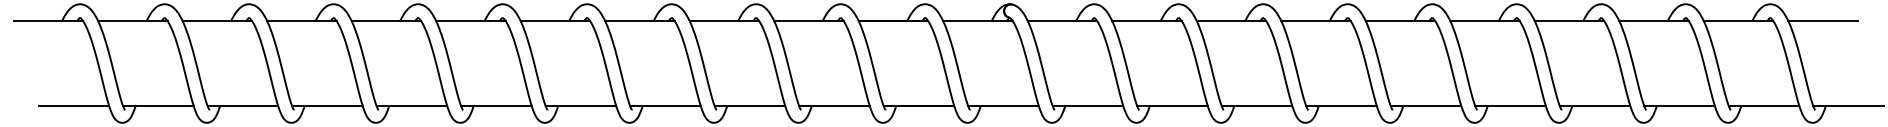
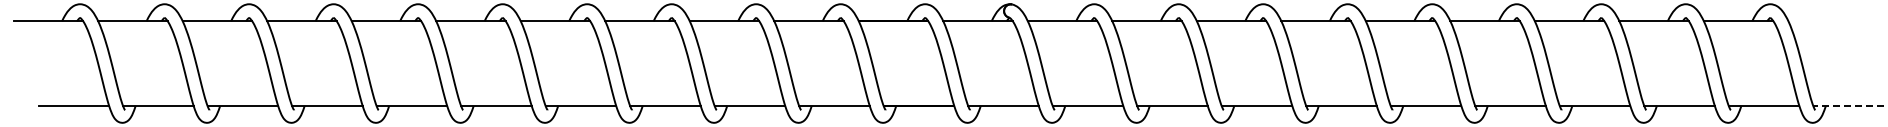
line: present -> none (1822, 21)
line: solid -> dashed (1848, 105)
